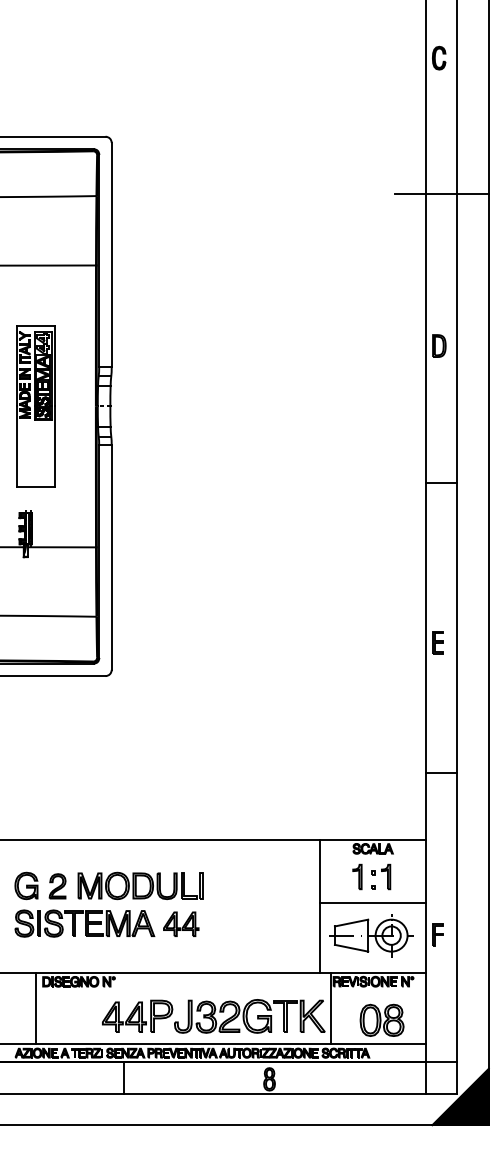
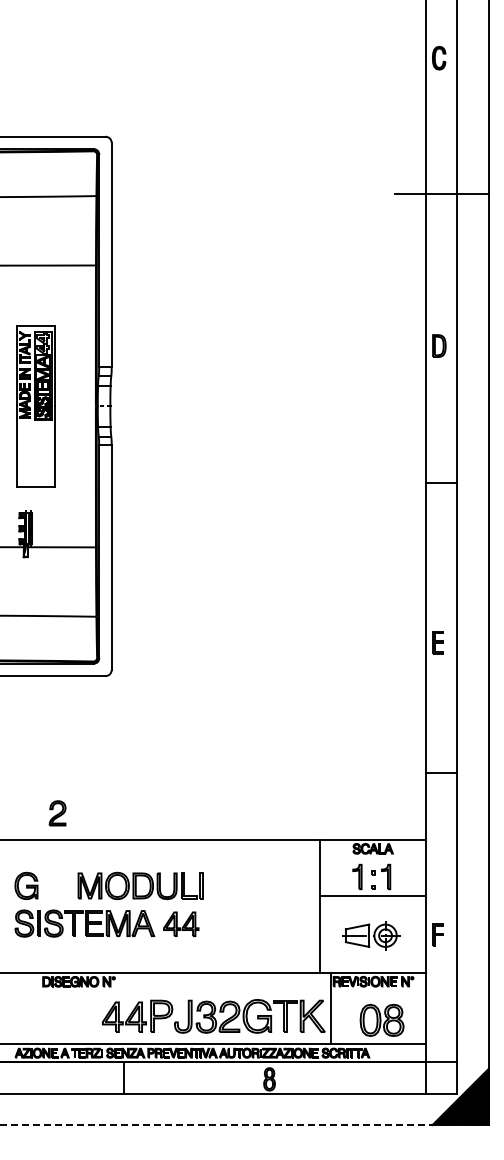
part position: (57, 886) -> (57, 813) (57, 813)
line position: (372, 903) -> (372, 896) (372, 896)
part size: 85x44 px -> 59x30 px (371, 935)
line: present -> none (35, 1007)
line: solid -> dashed (244, 1125)
